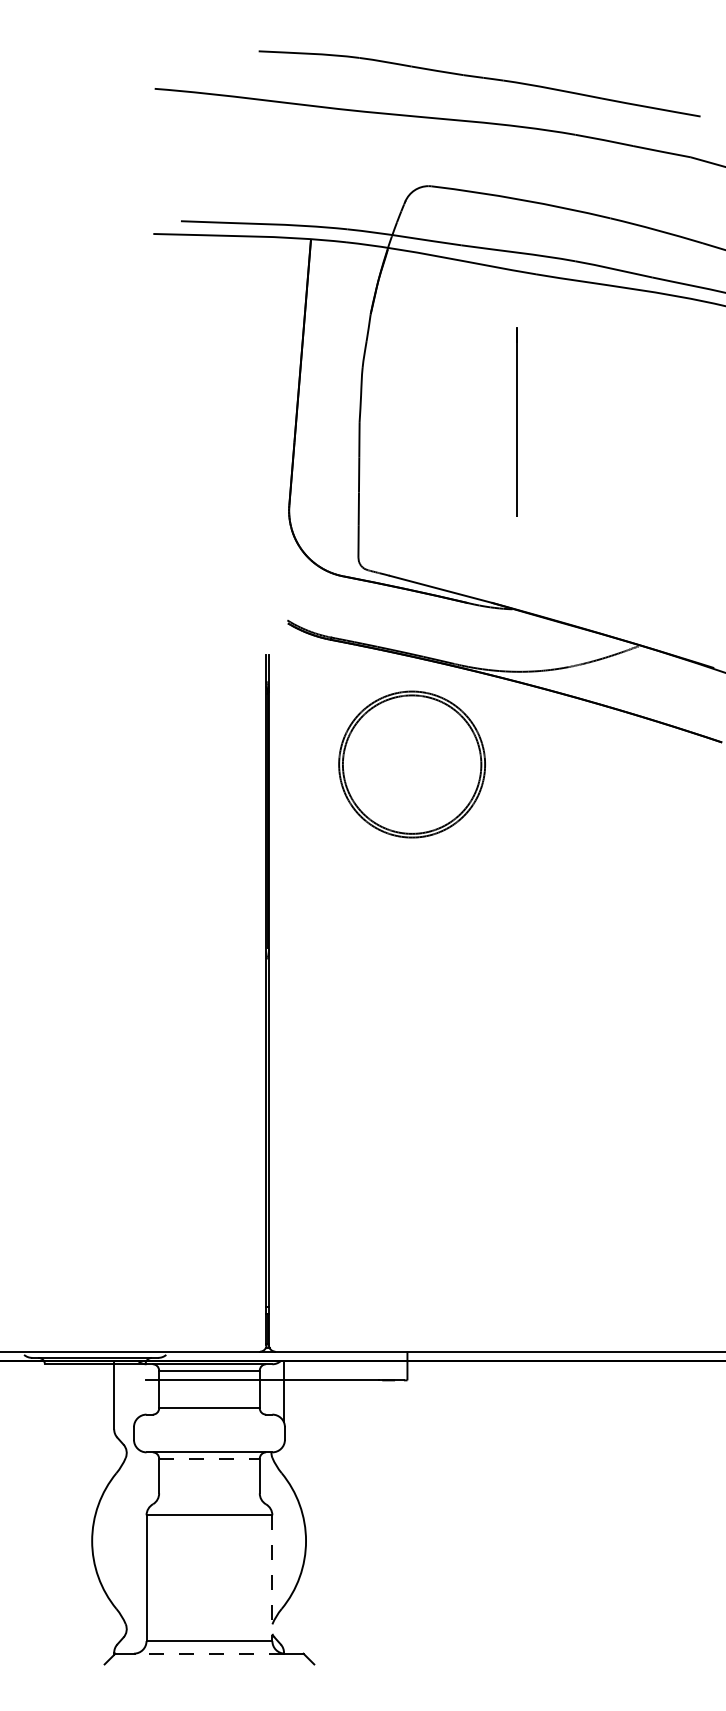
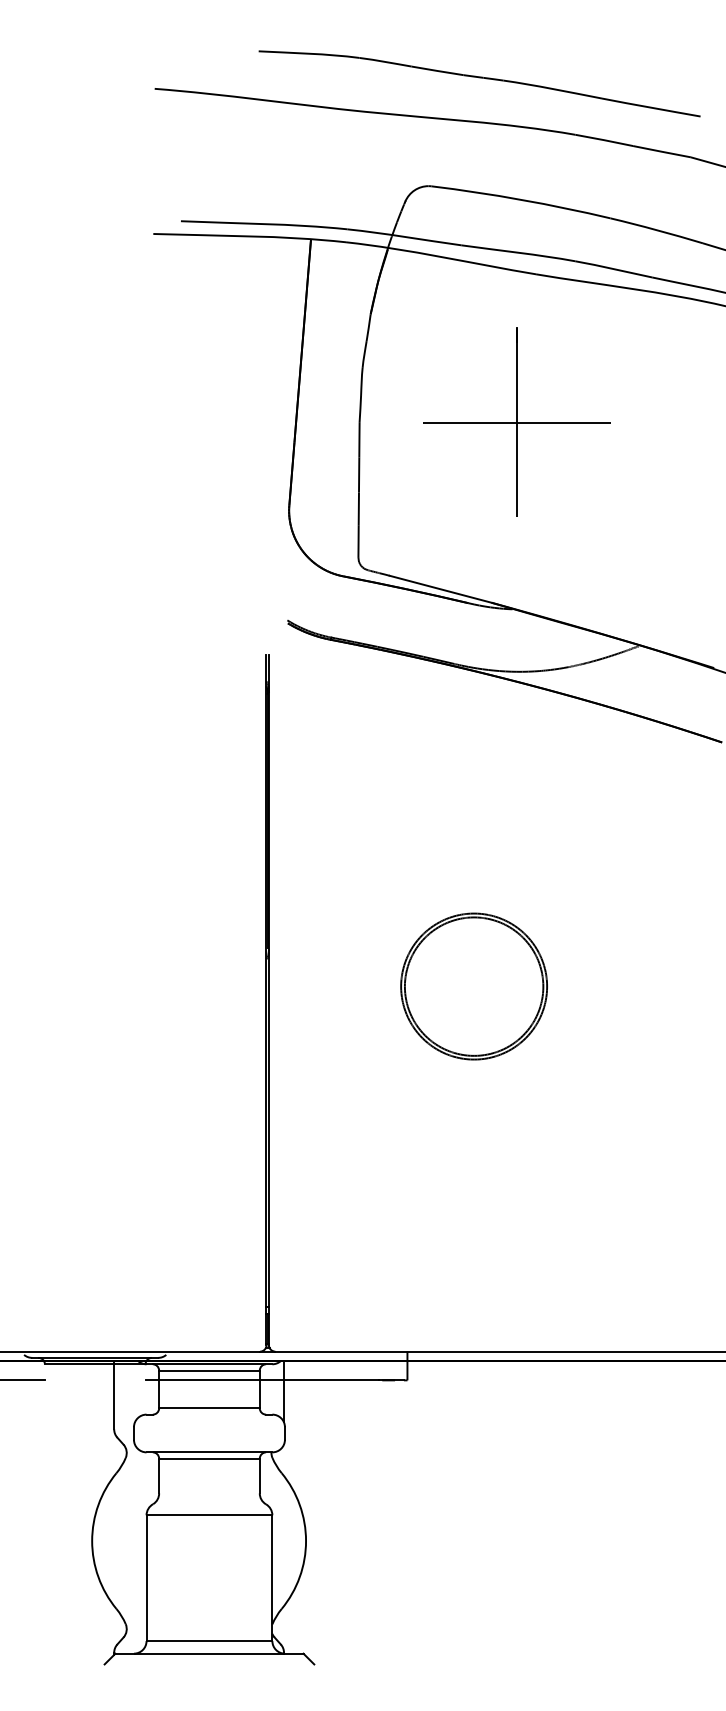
line: none -> present (516, 422)
part position: (411, 764) -> (473, 986) (473, 986)
line: none -> present (23, 1380)
line: dashed -> solid (209, 1458)
line: dashed -> solid (272, 1578)
line: dashed -> solid (208, 1653)
